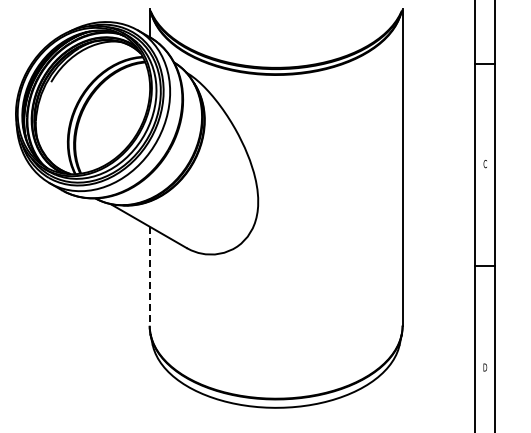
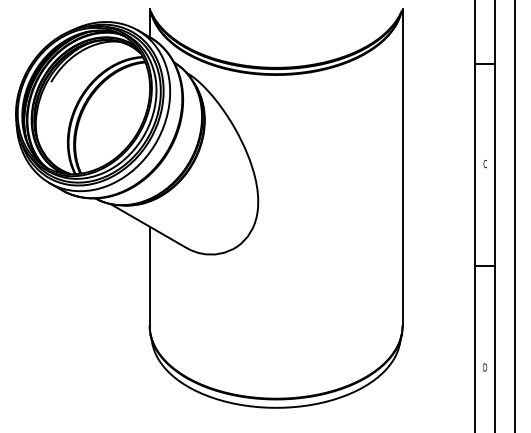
line: none -> present (515, 215)
line: dashed -> solid (149, 276)
